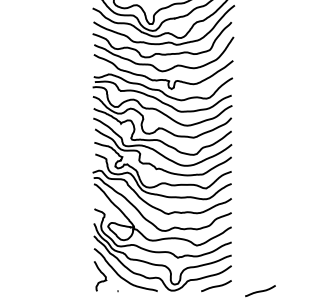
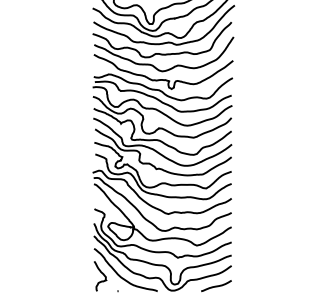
curve: present -> none (260, 291)
